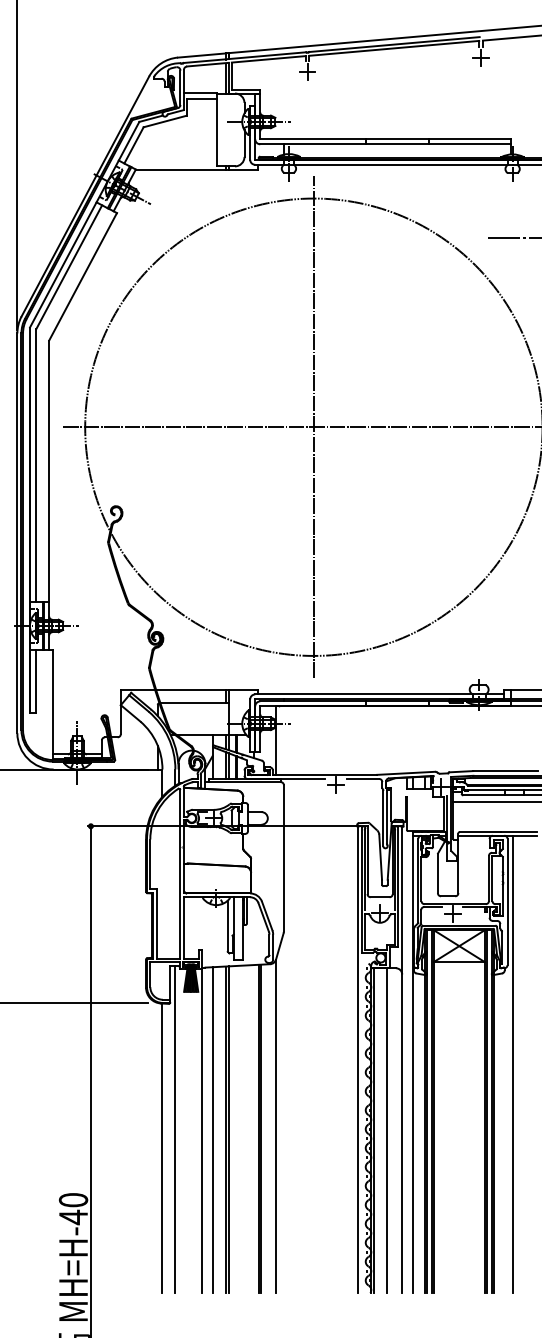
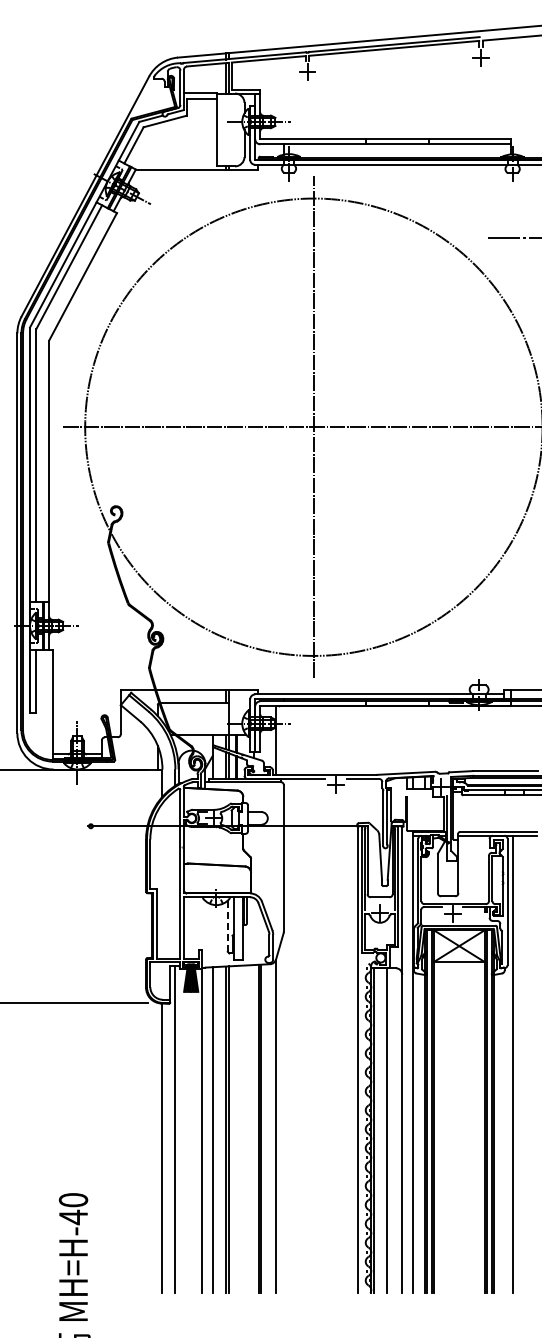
line: present -> none (17, 166)
line: present -> none (495, 802)
line: solid -> dashed (227, 926)
line: present -> none (90, 1080)
